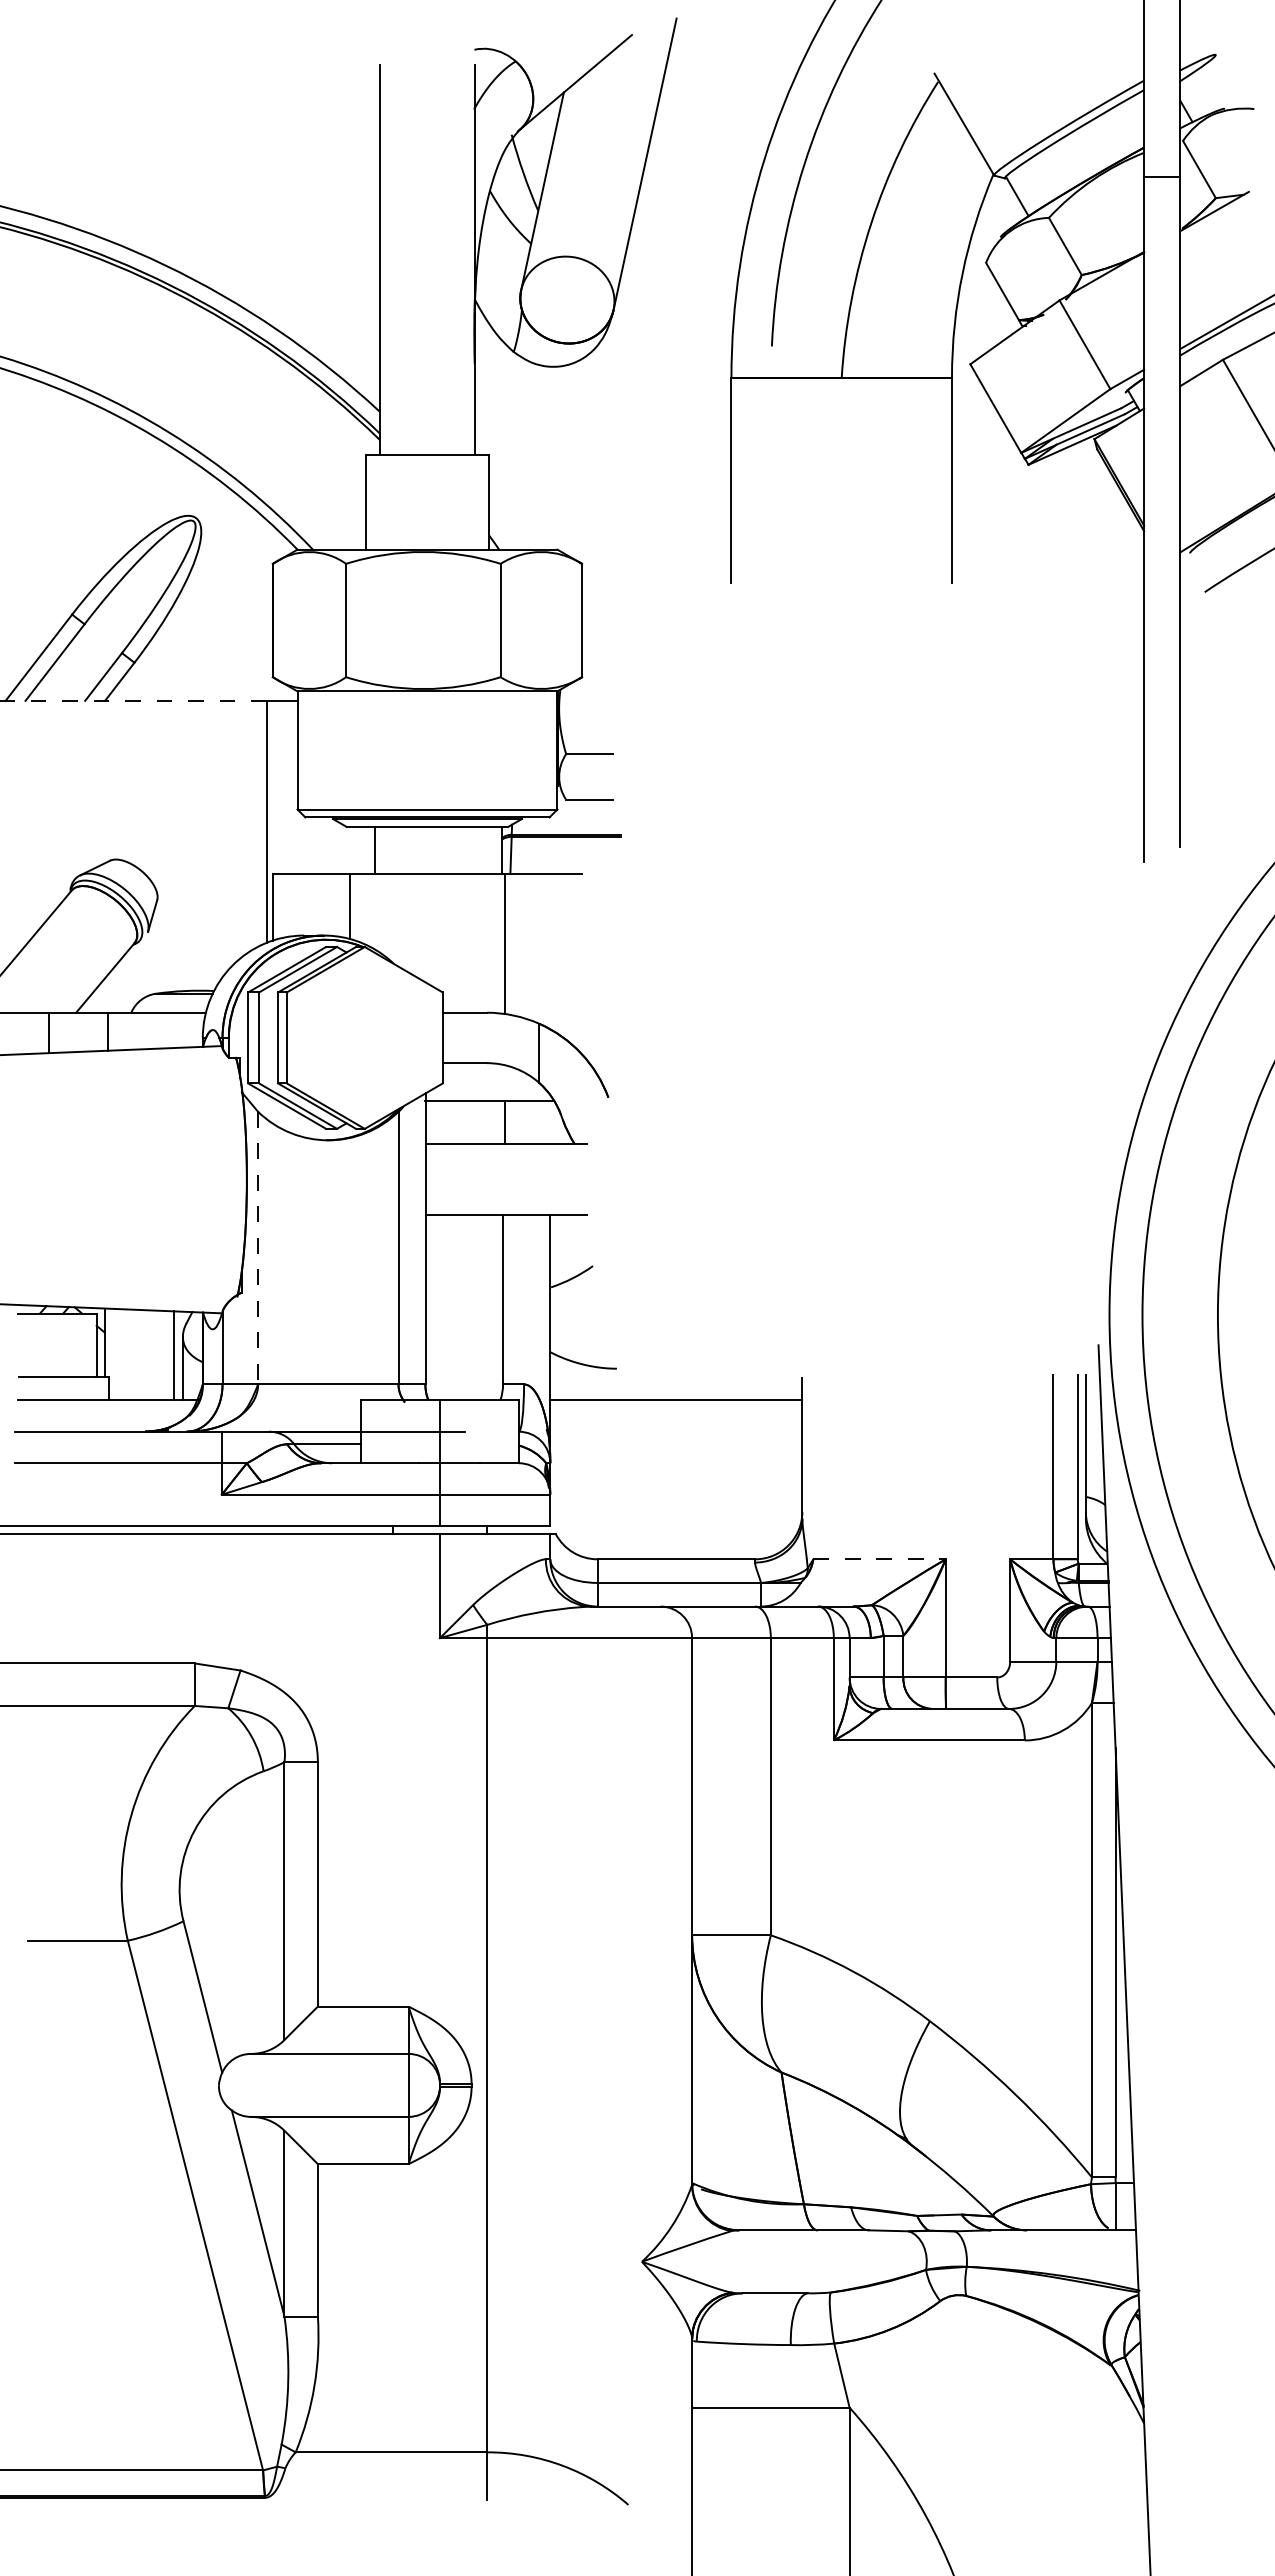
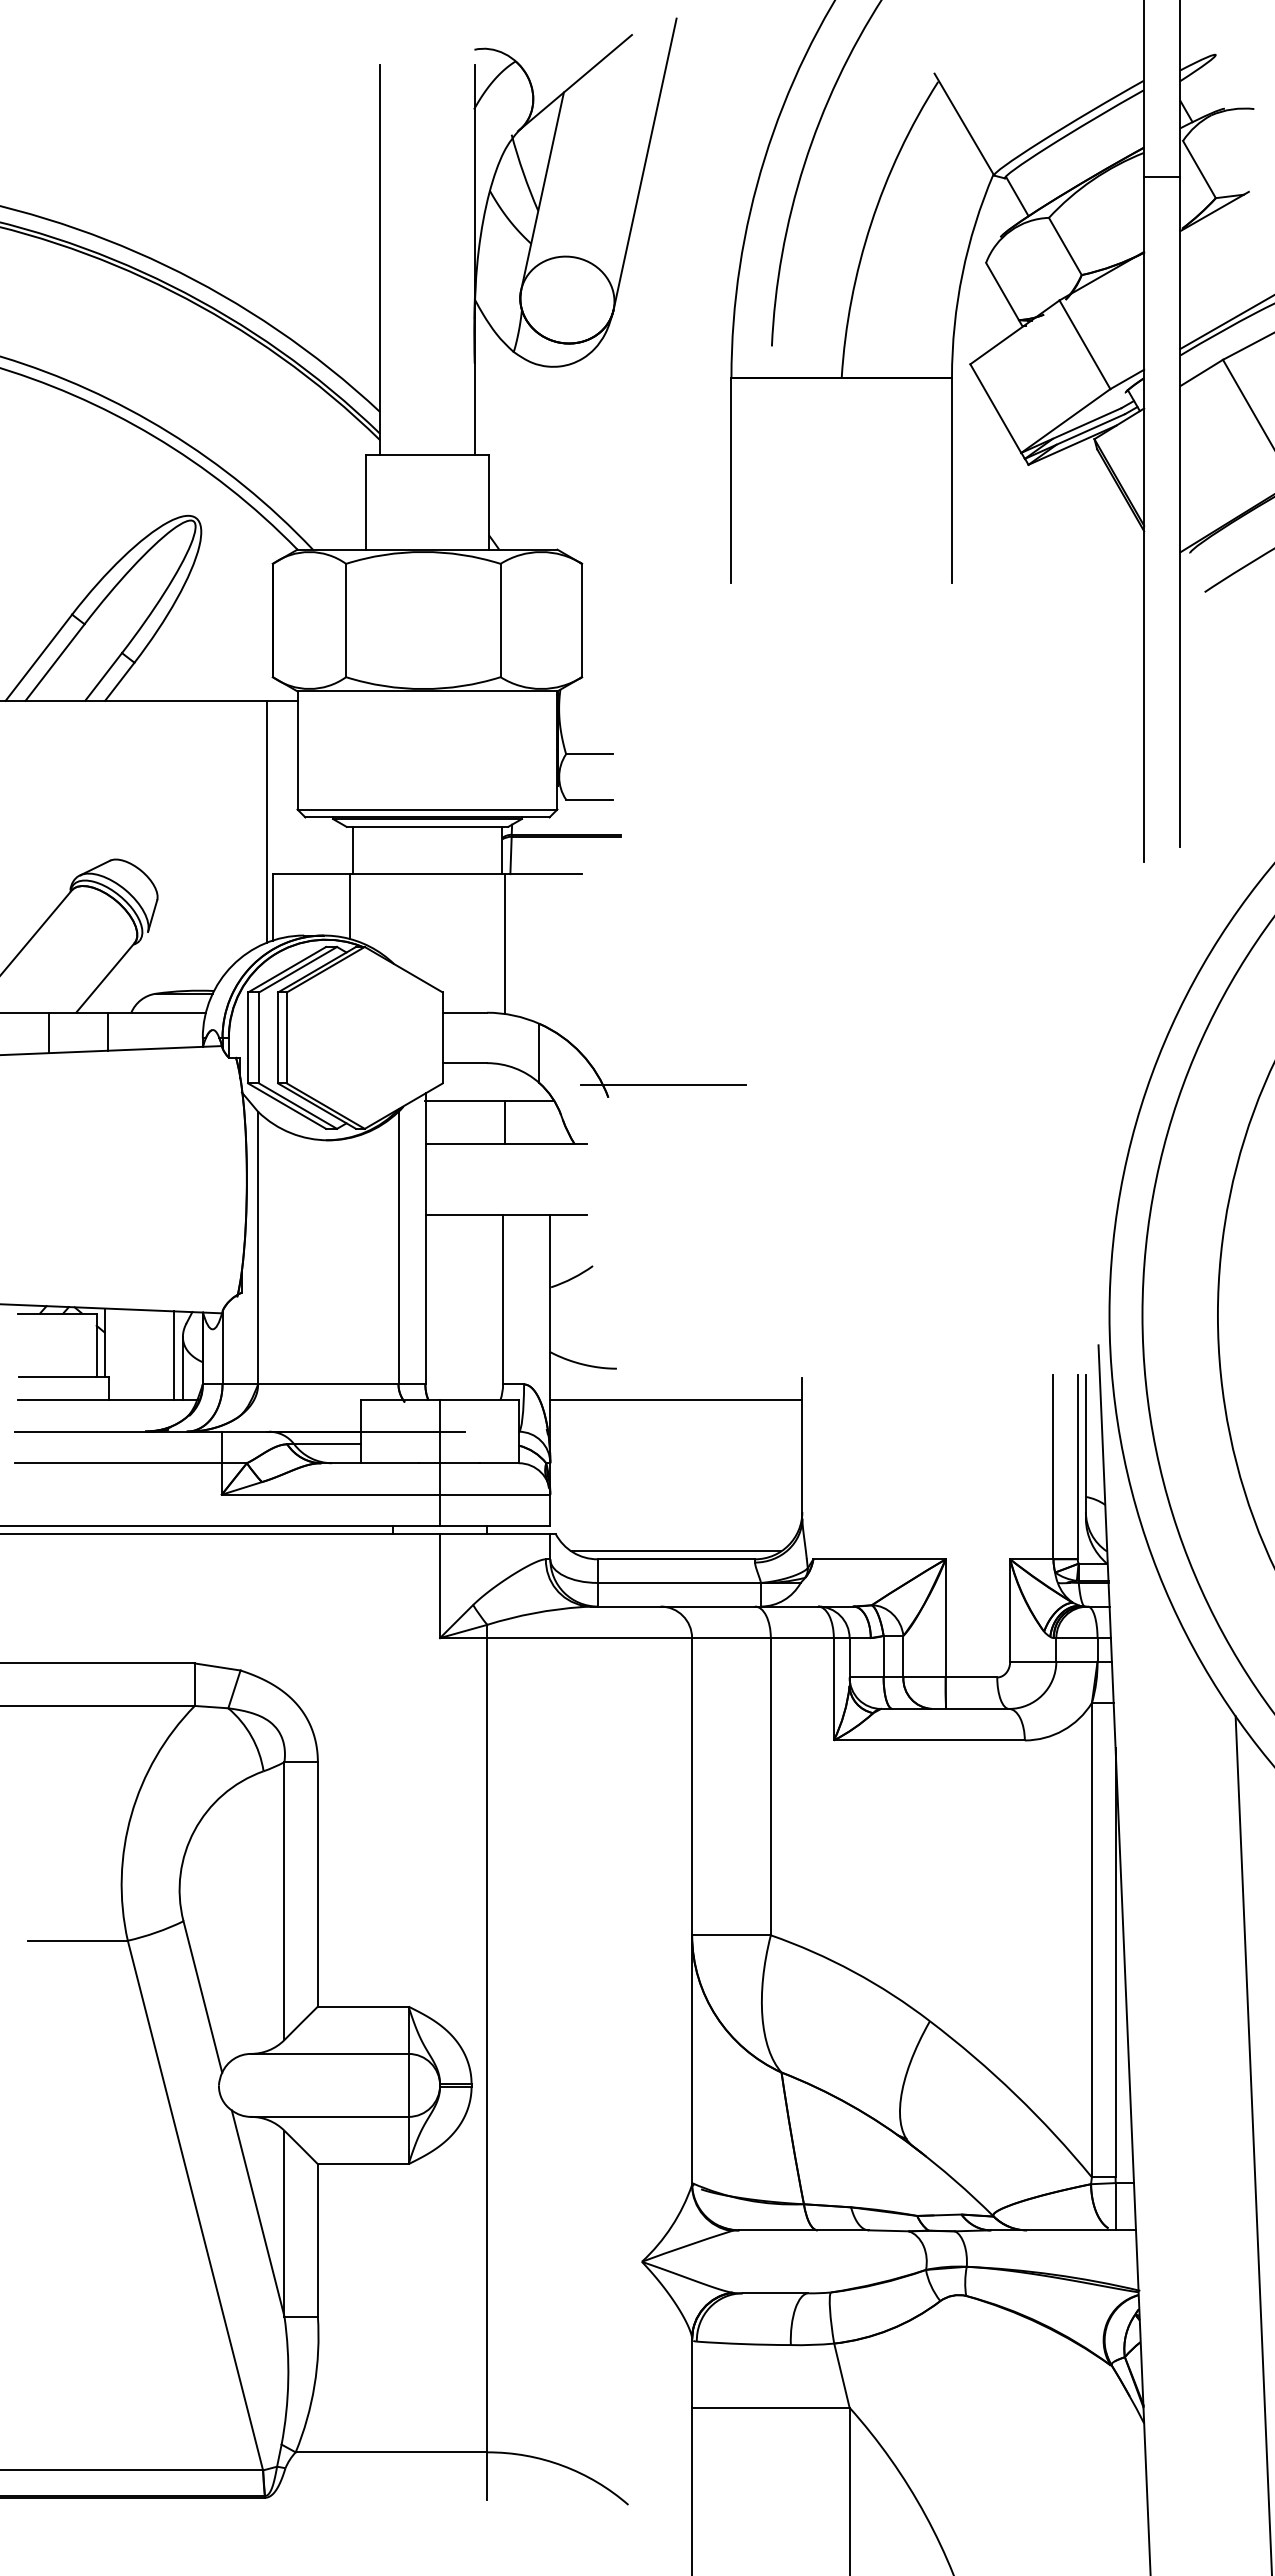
line: dashed -> solid (132, 700)
line position: (374, 850) -> (352, 850) (352, 850)
line: none -> present (663, 1085)
line: dashed -> solid (258, 1248)
line: none -> present (676, 1551)
line: dashed -> solid (880, 1559)
line: none -> present (1253, 2144)
